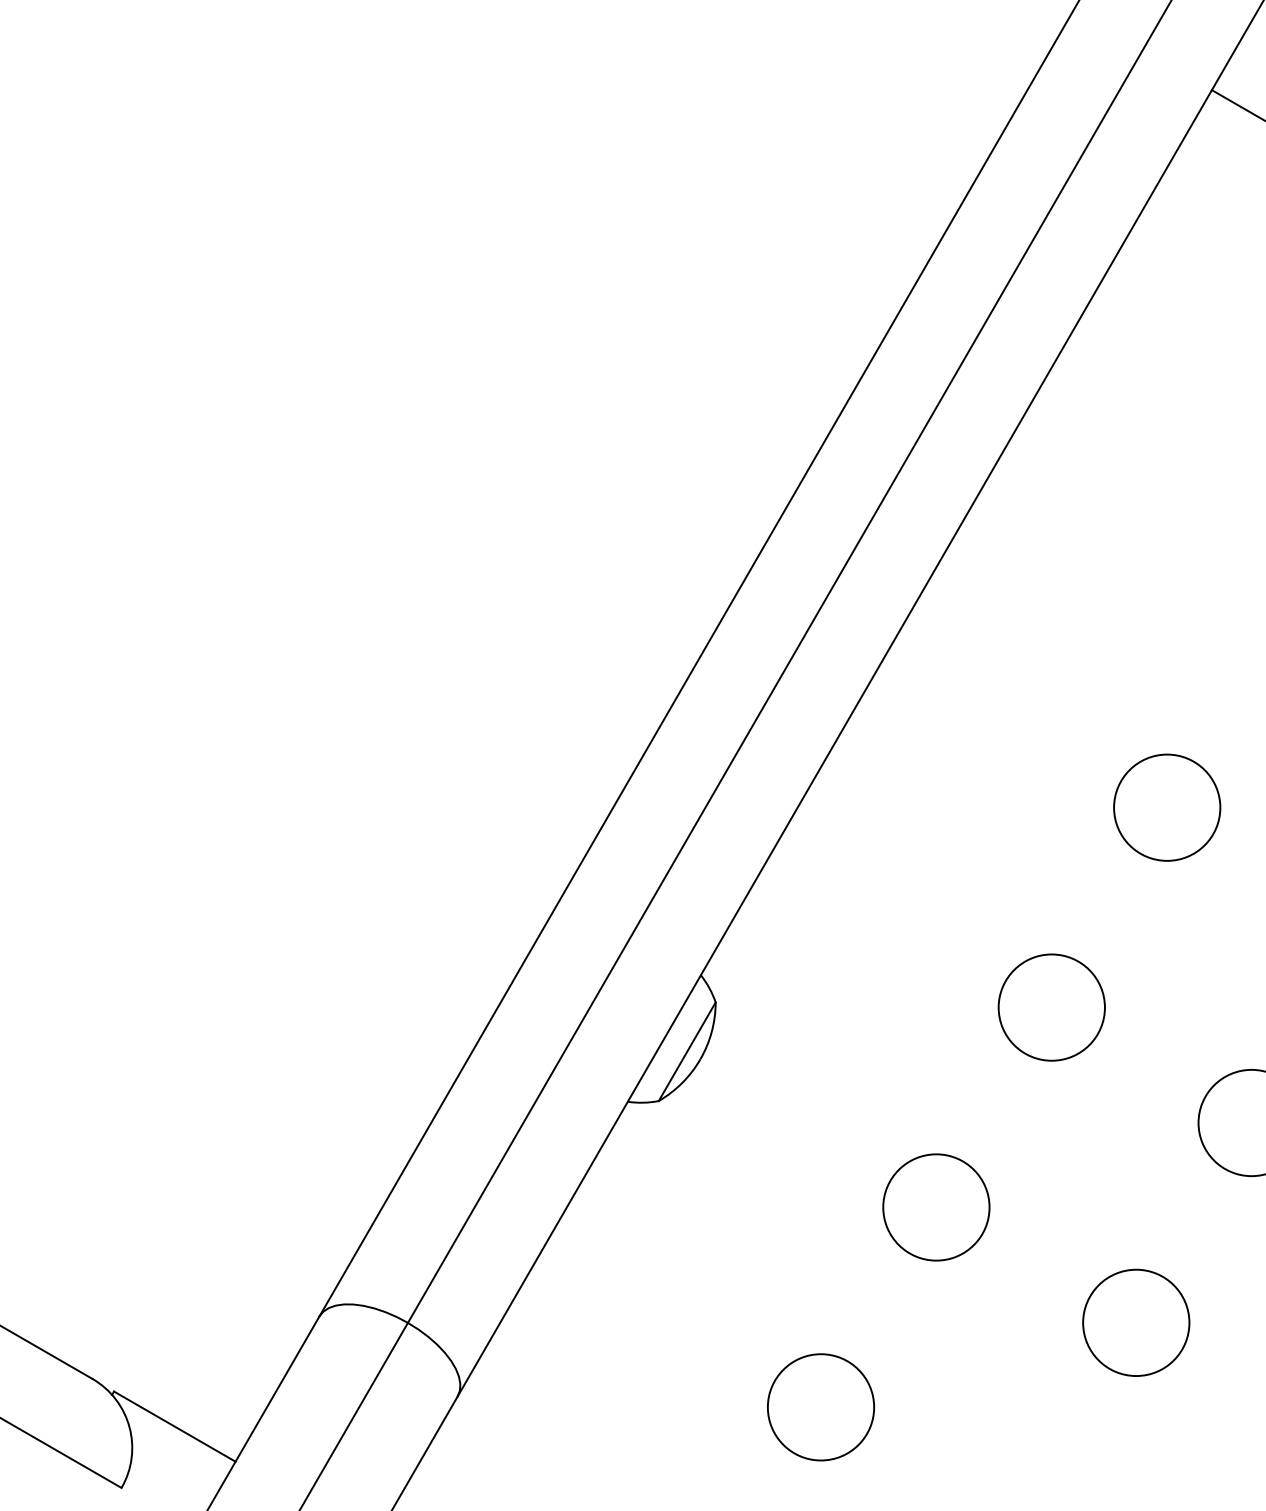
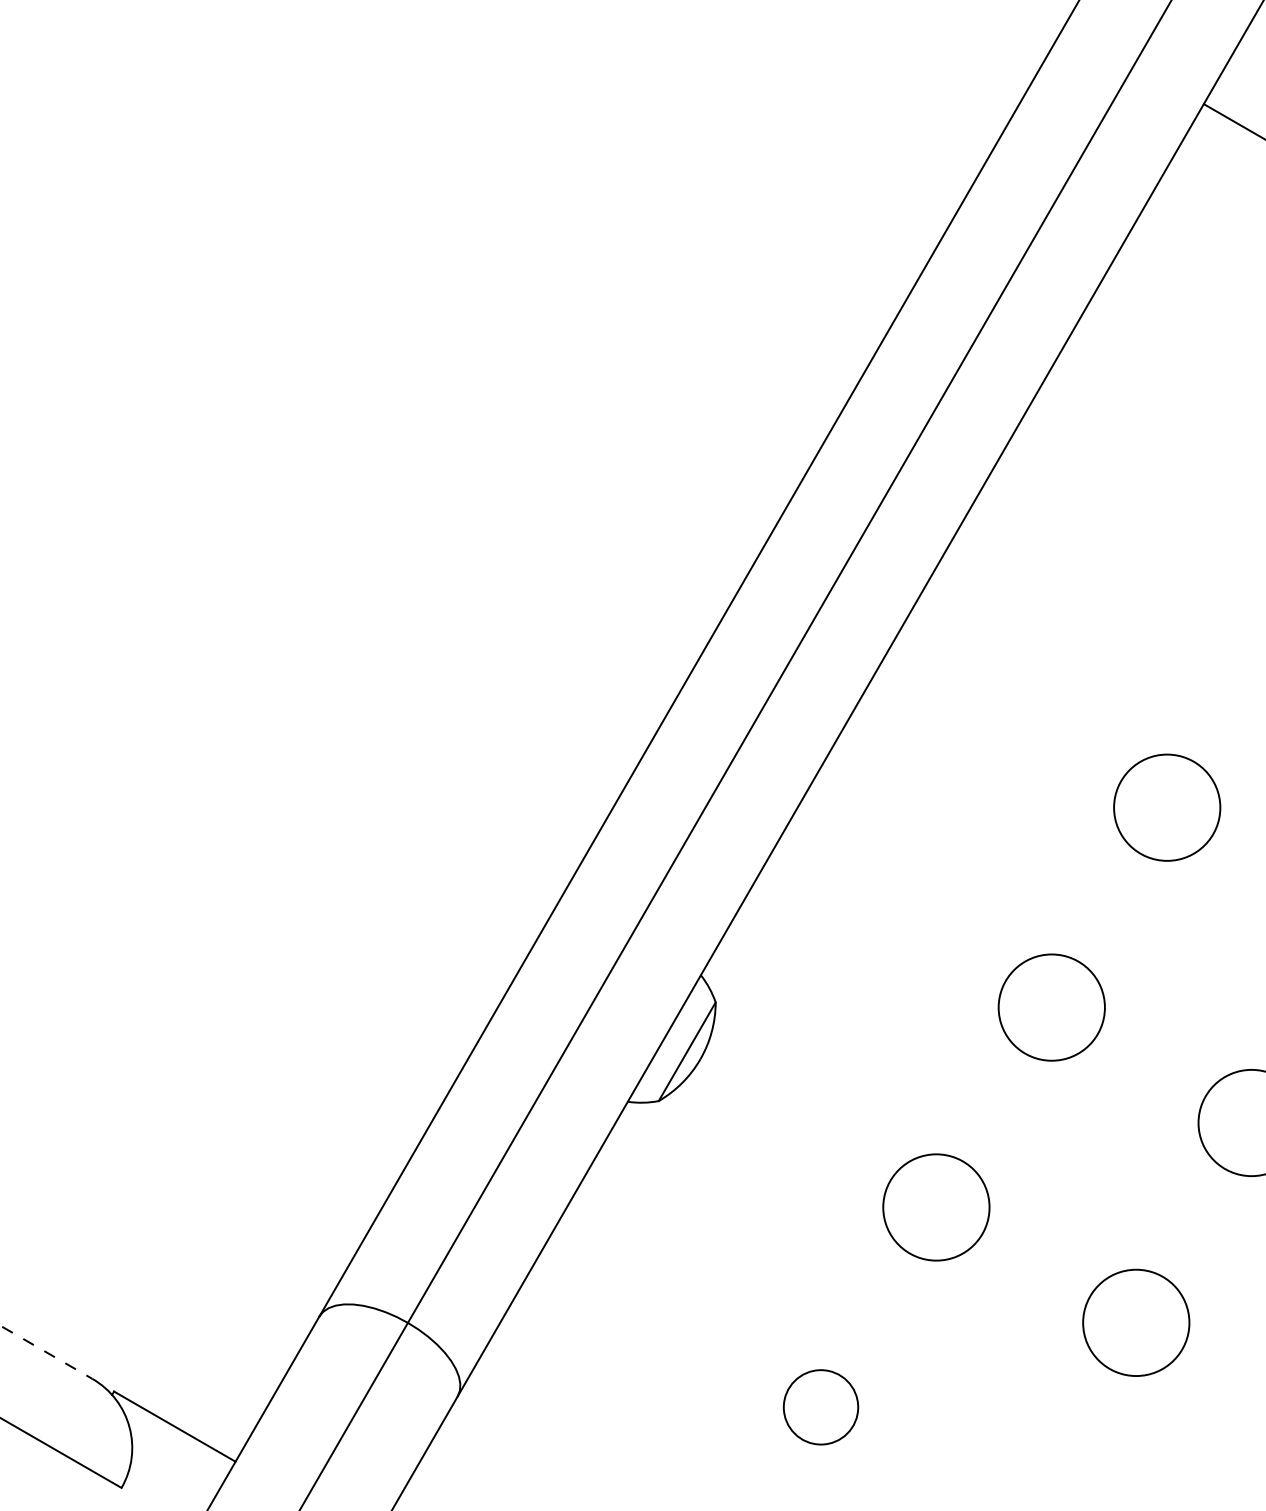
line position: (1236, 104) -> (1232, 121) (1232, 121)
line: solid -> dashed (46, 1352)
circle diameter: 106 px -> 74 px (820, 1407)
